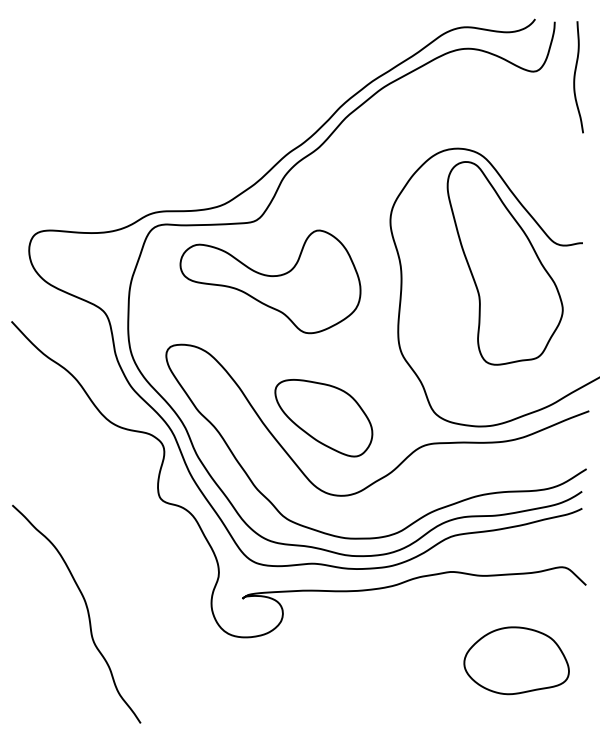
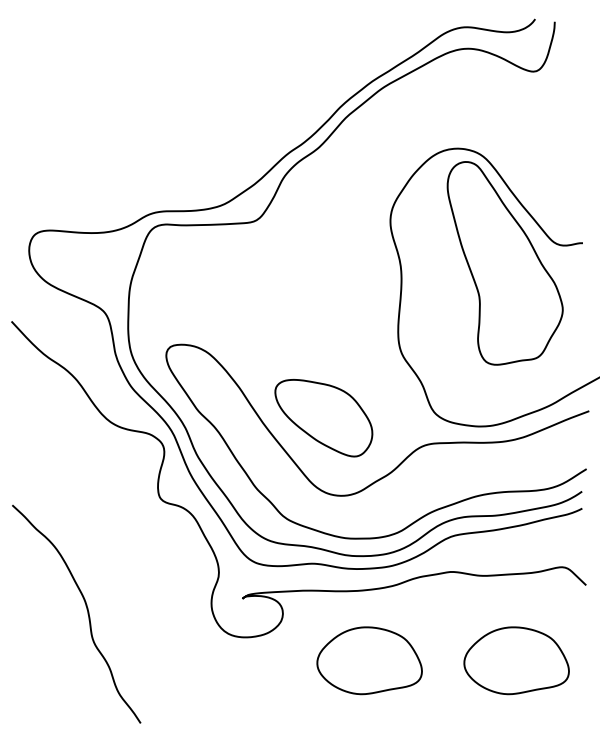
curve: present -> none (575, 77)
part: present -> none (270, 281)
part: none -> present (369, 660)
